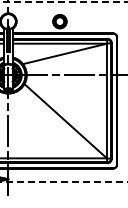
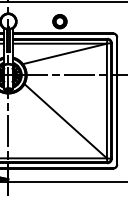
line: dashed -> solid (63, 2)
line: dashed -> solid (64, 181)
